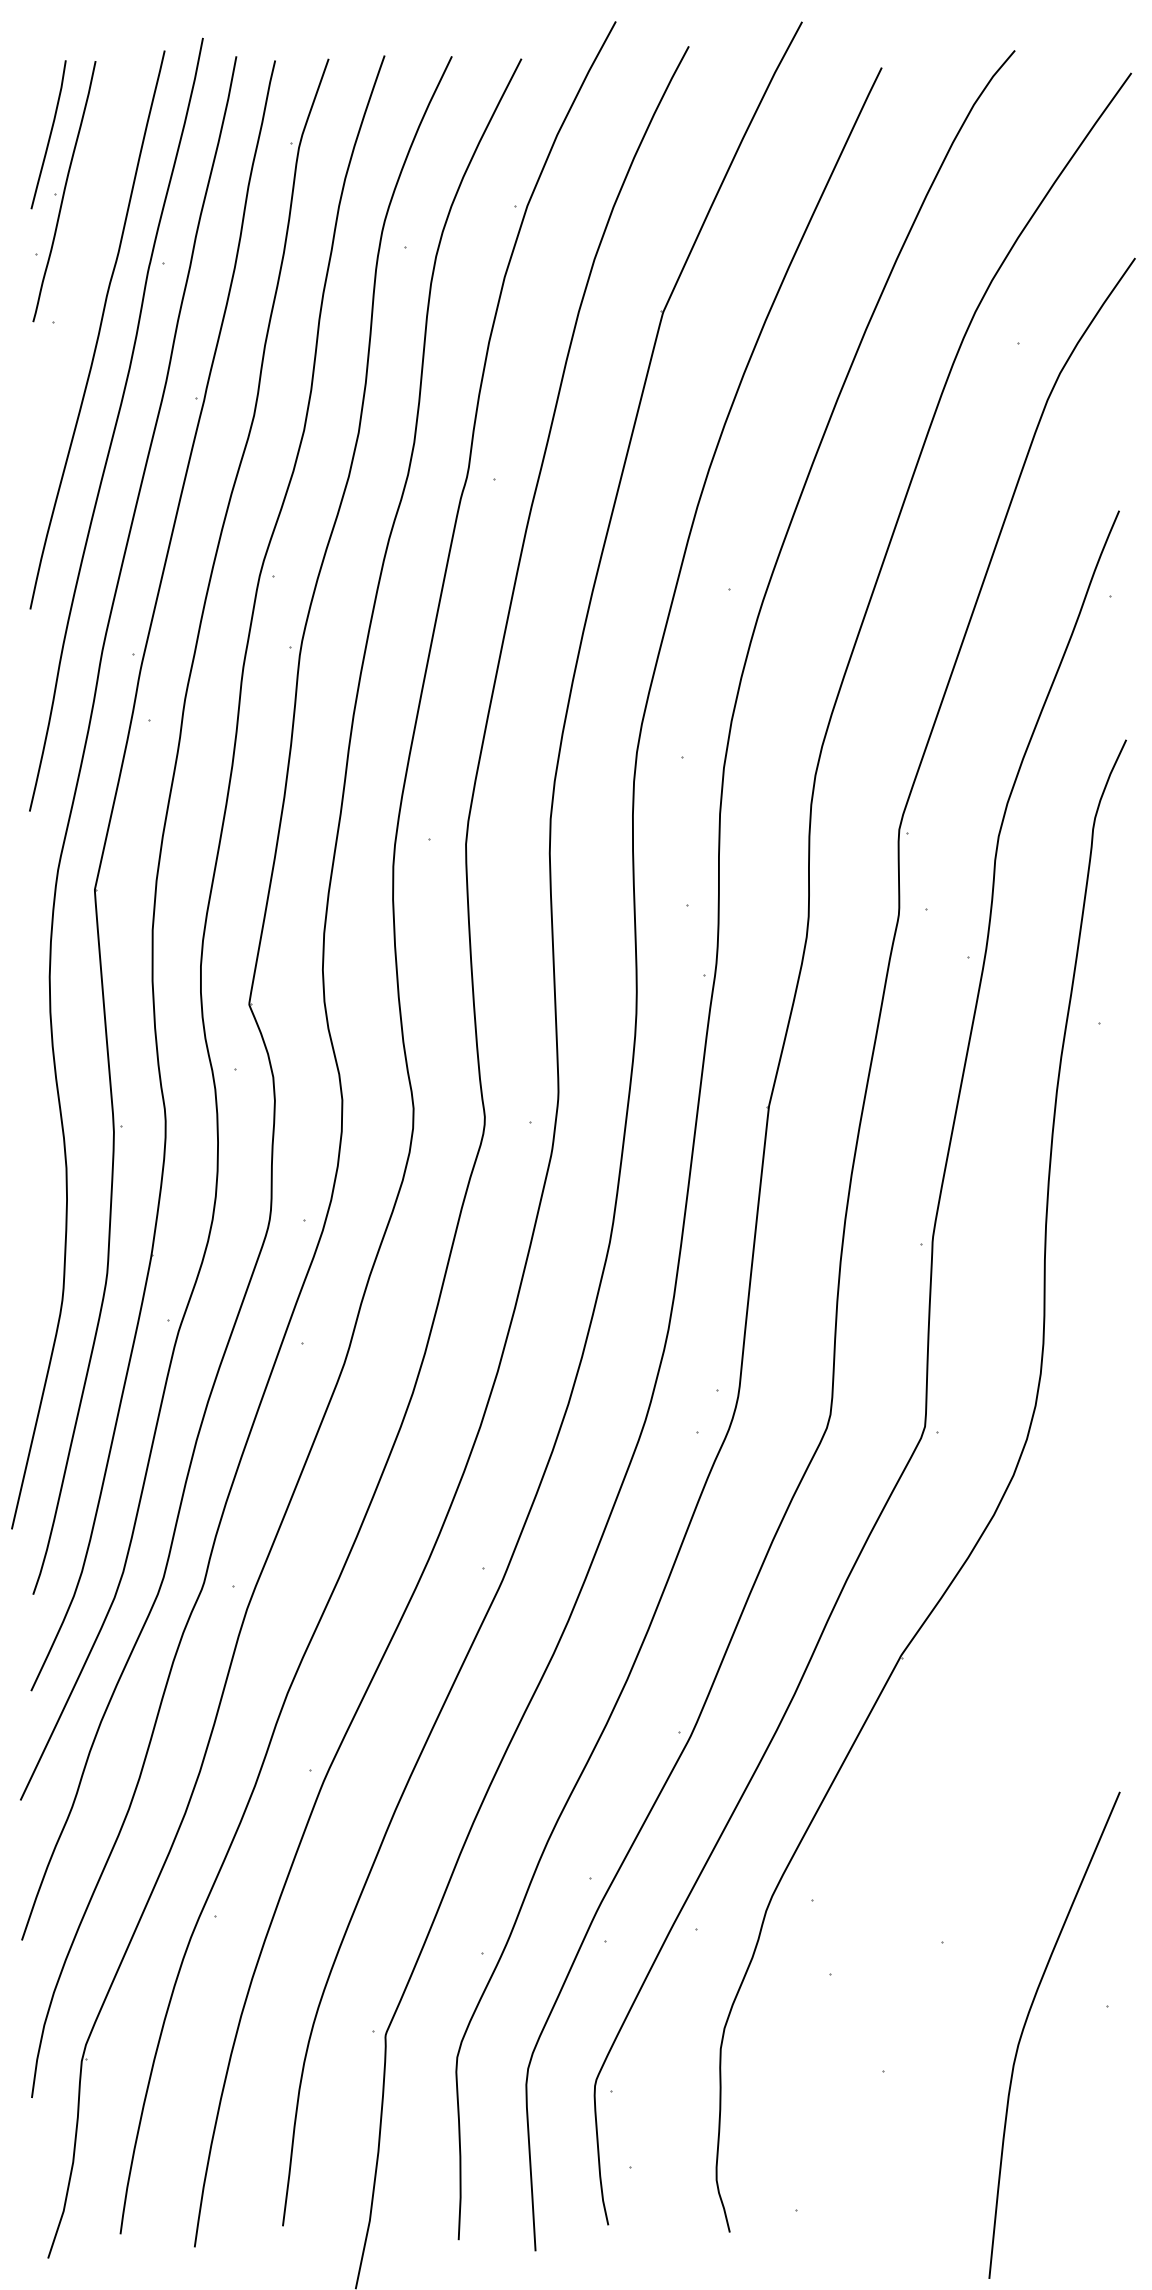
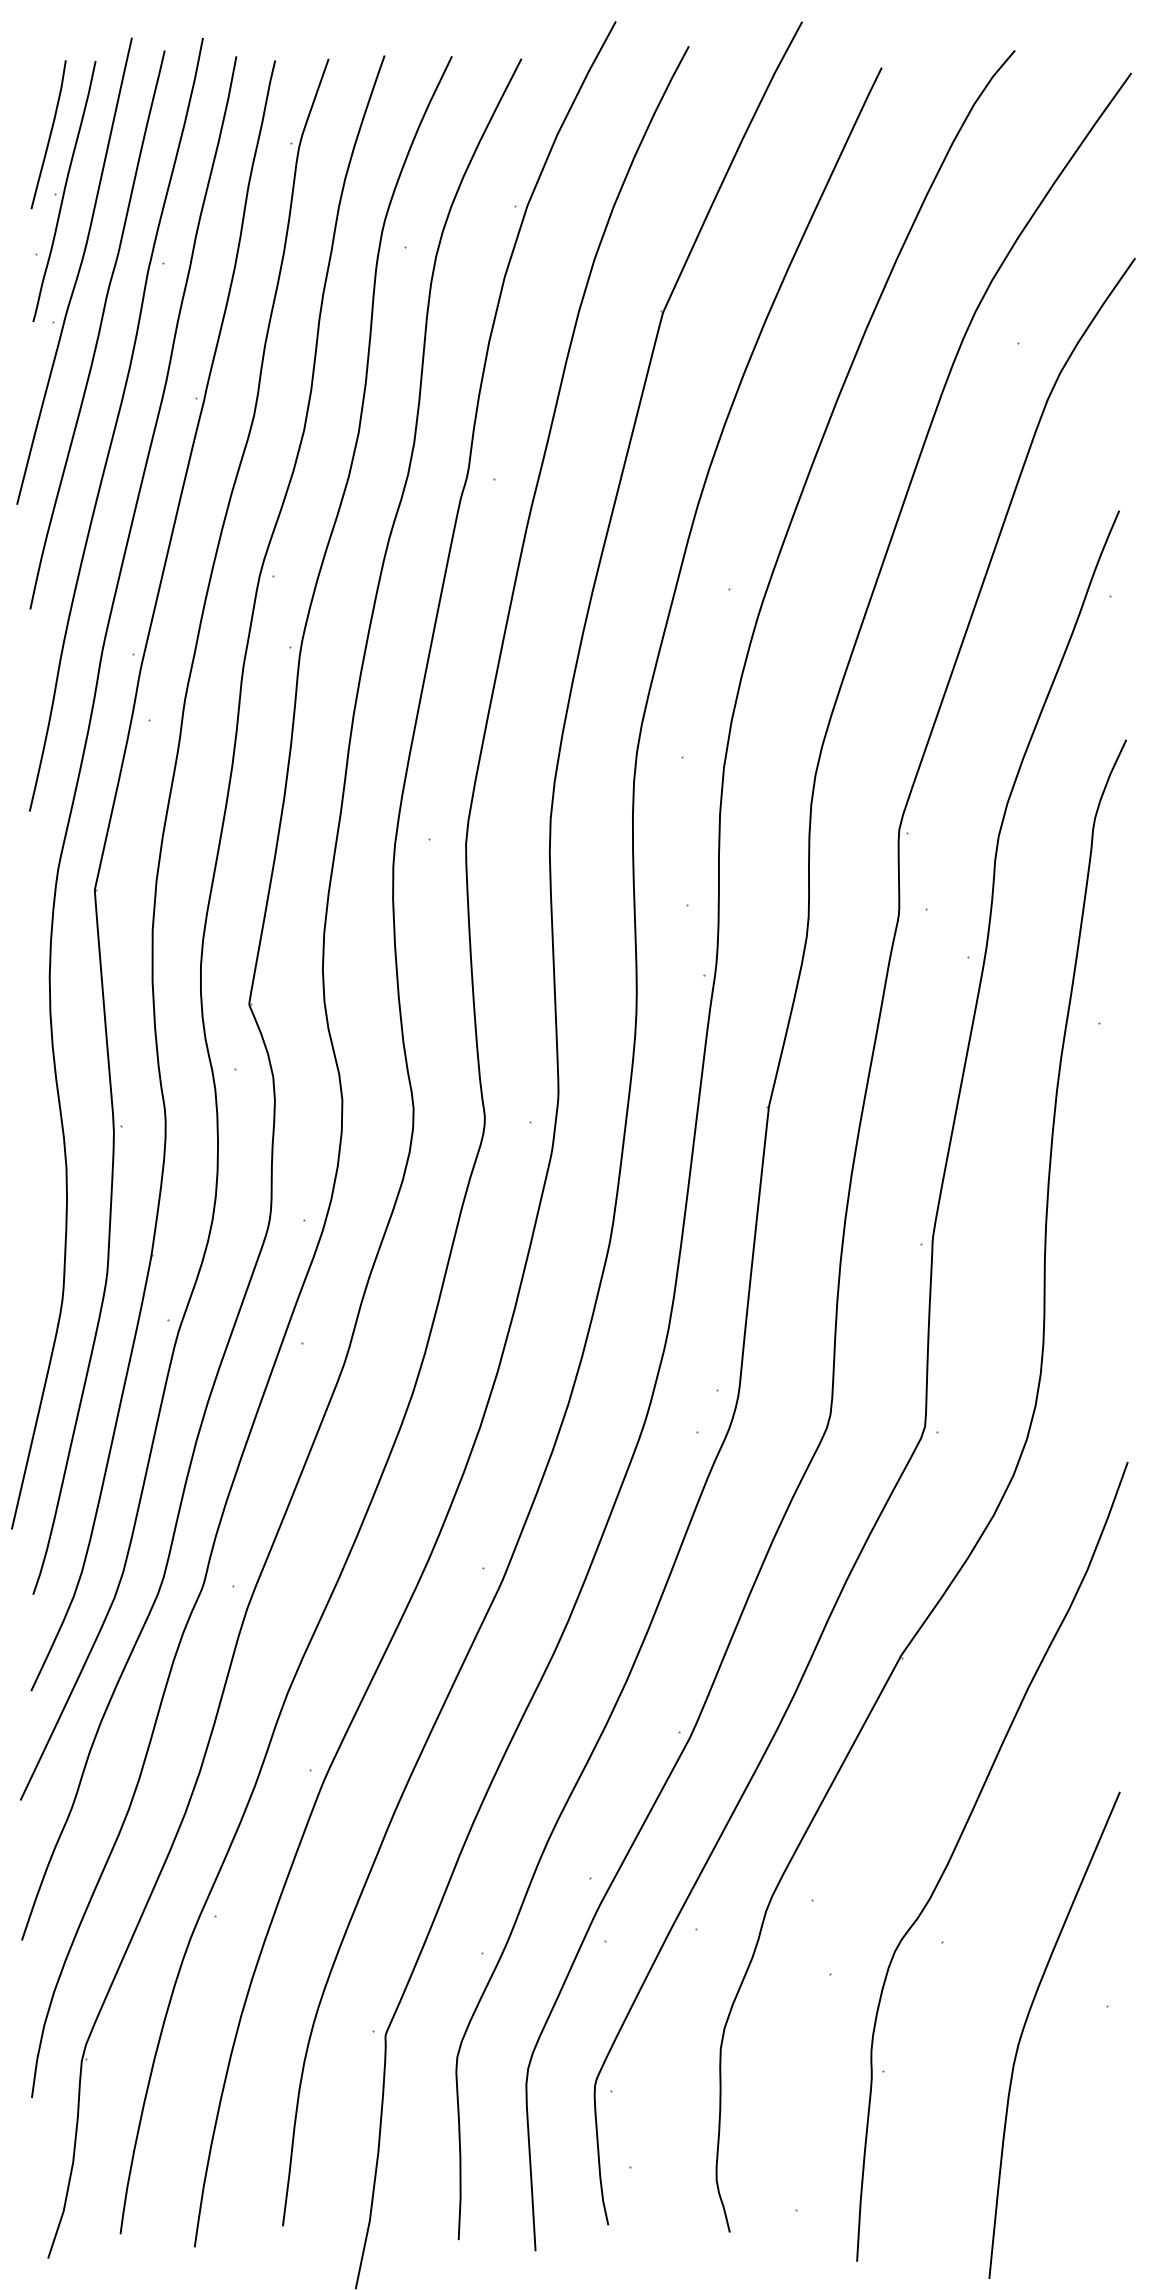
curve: none -> present (77, 272)
curve: none -> present (956, 1848)
